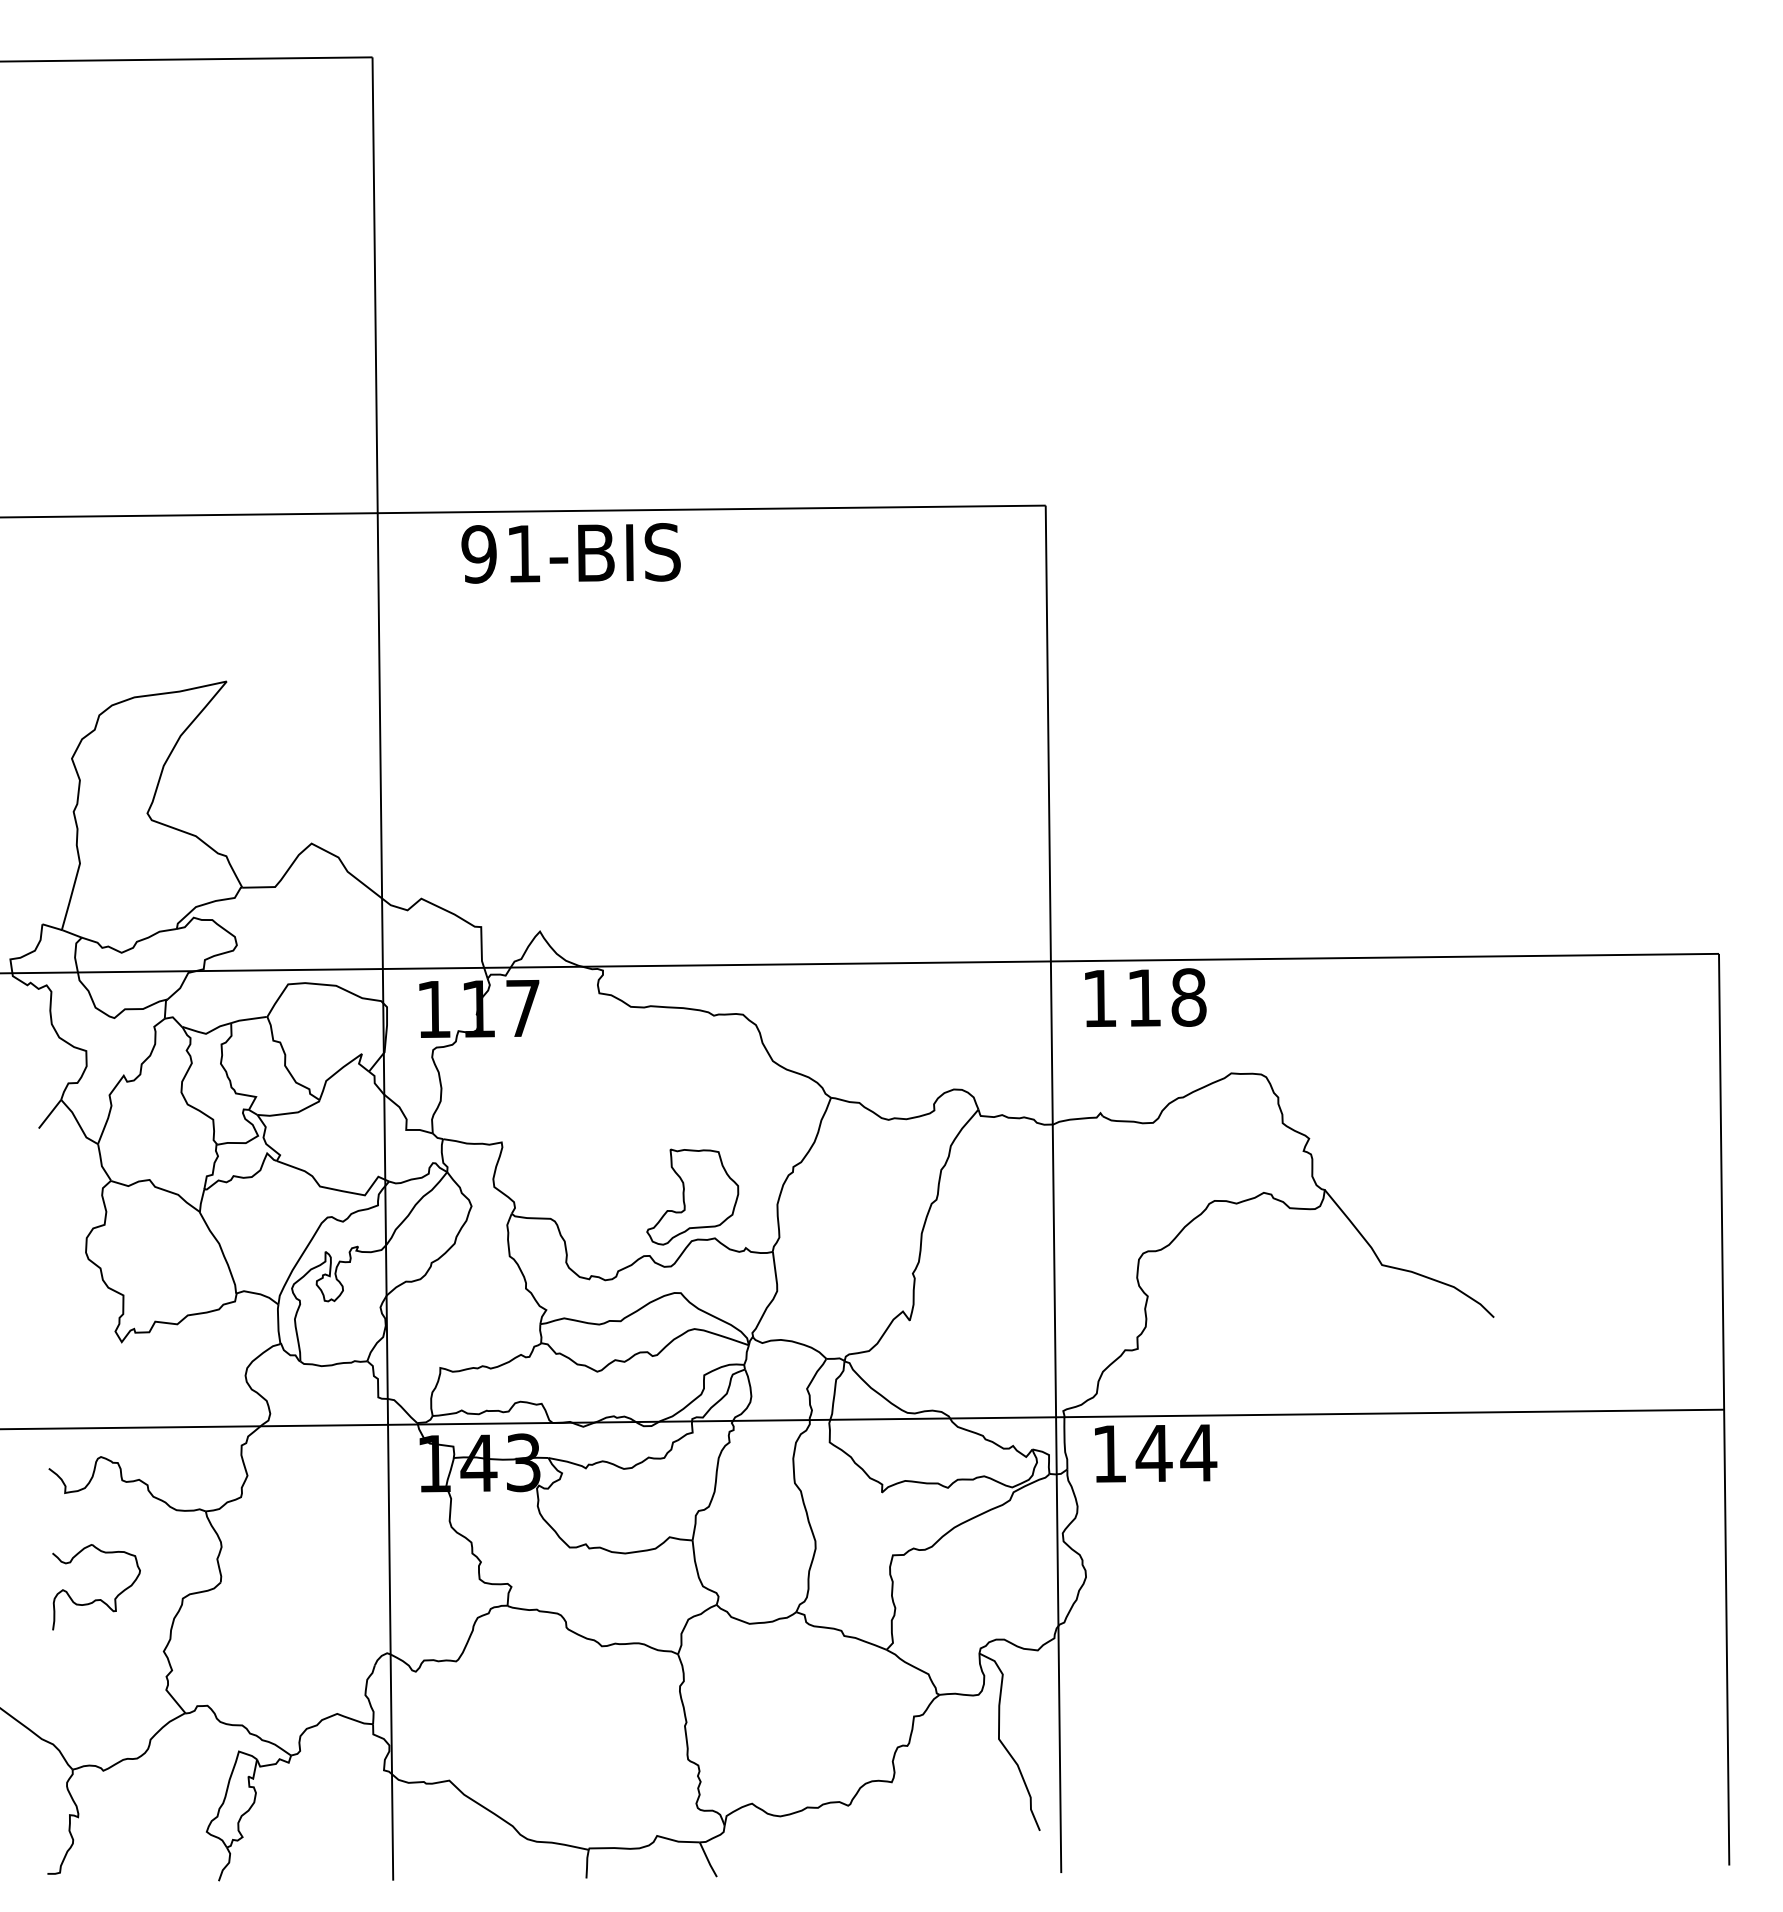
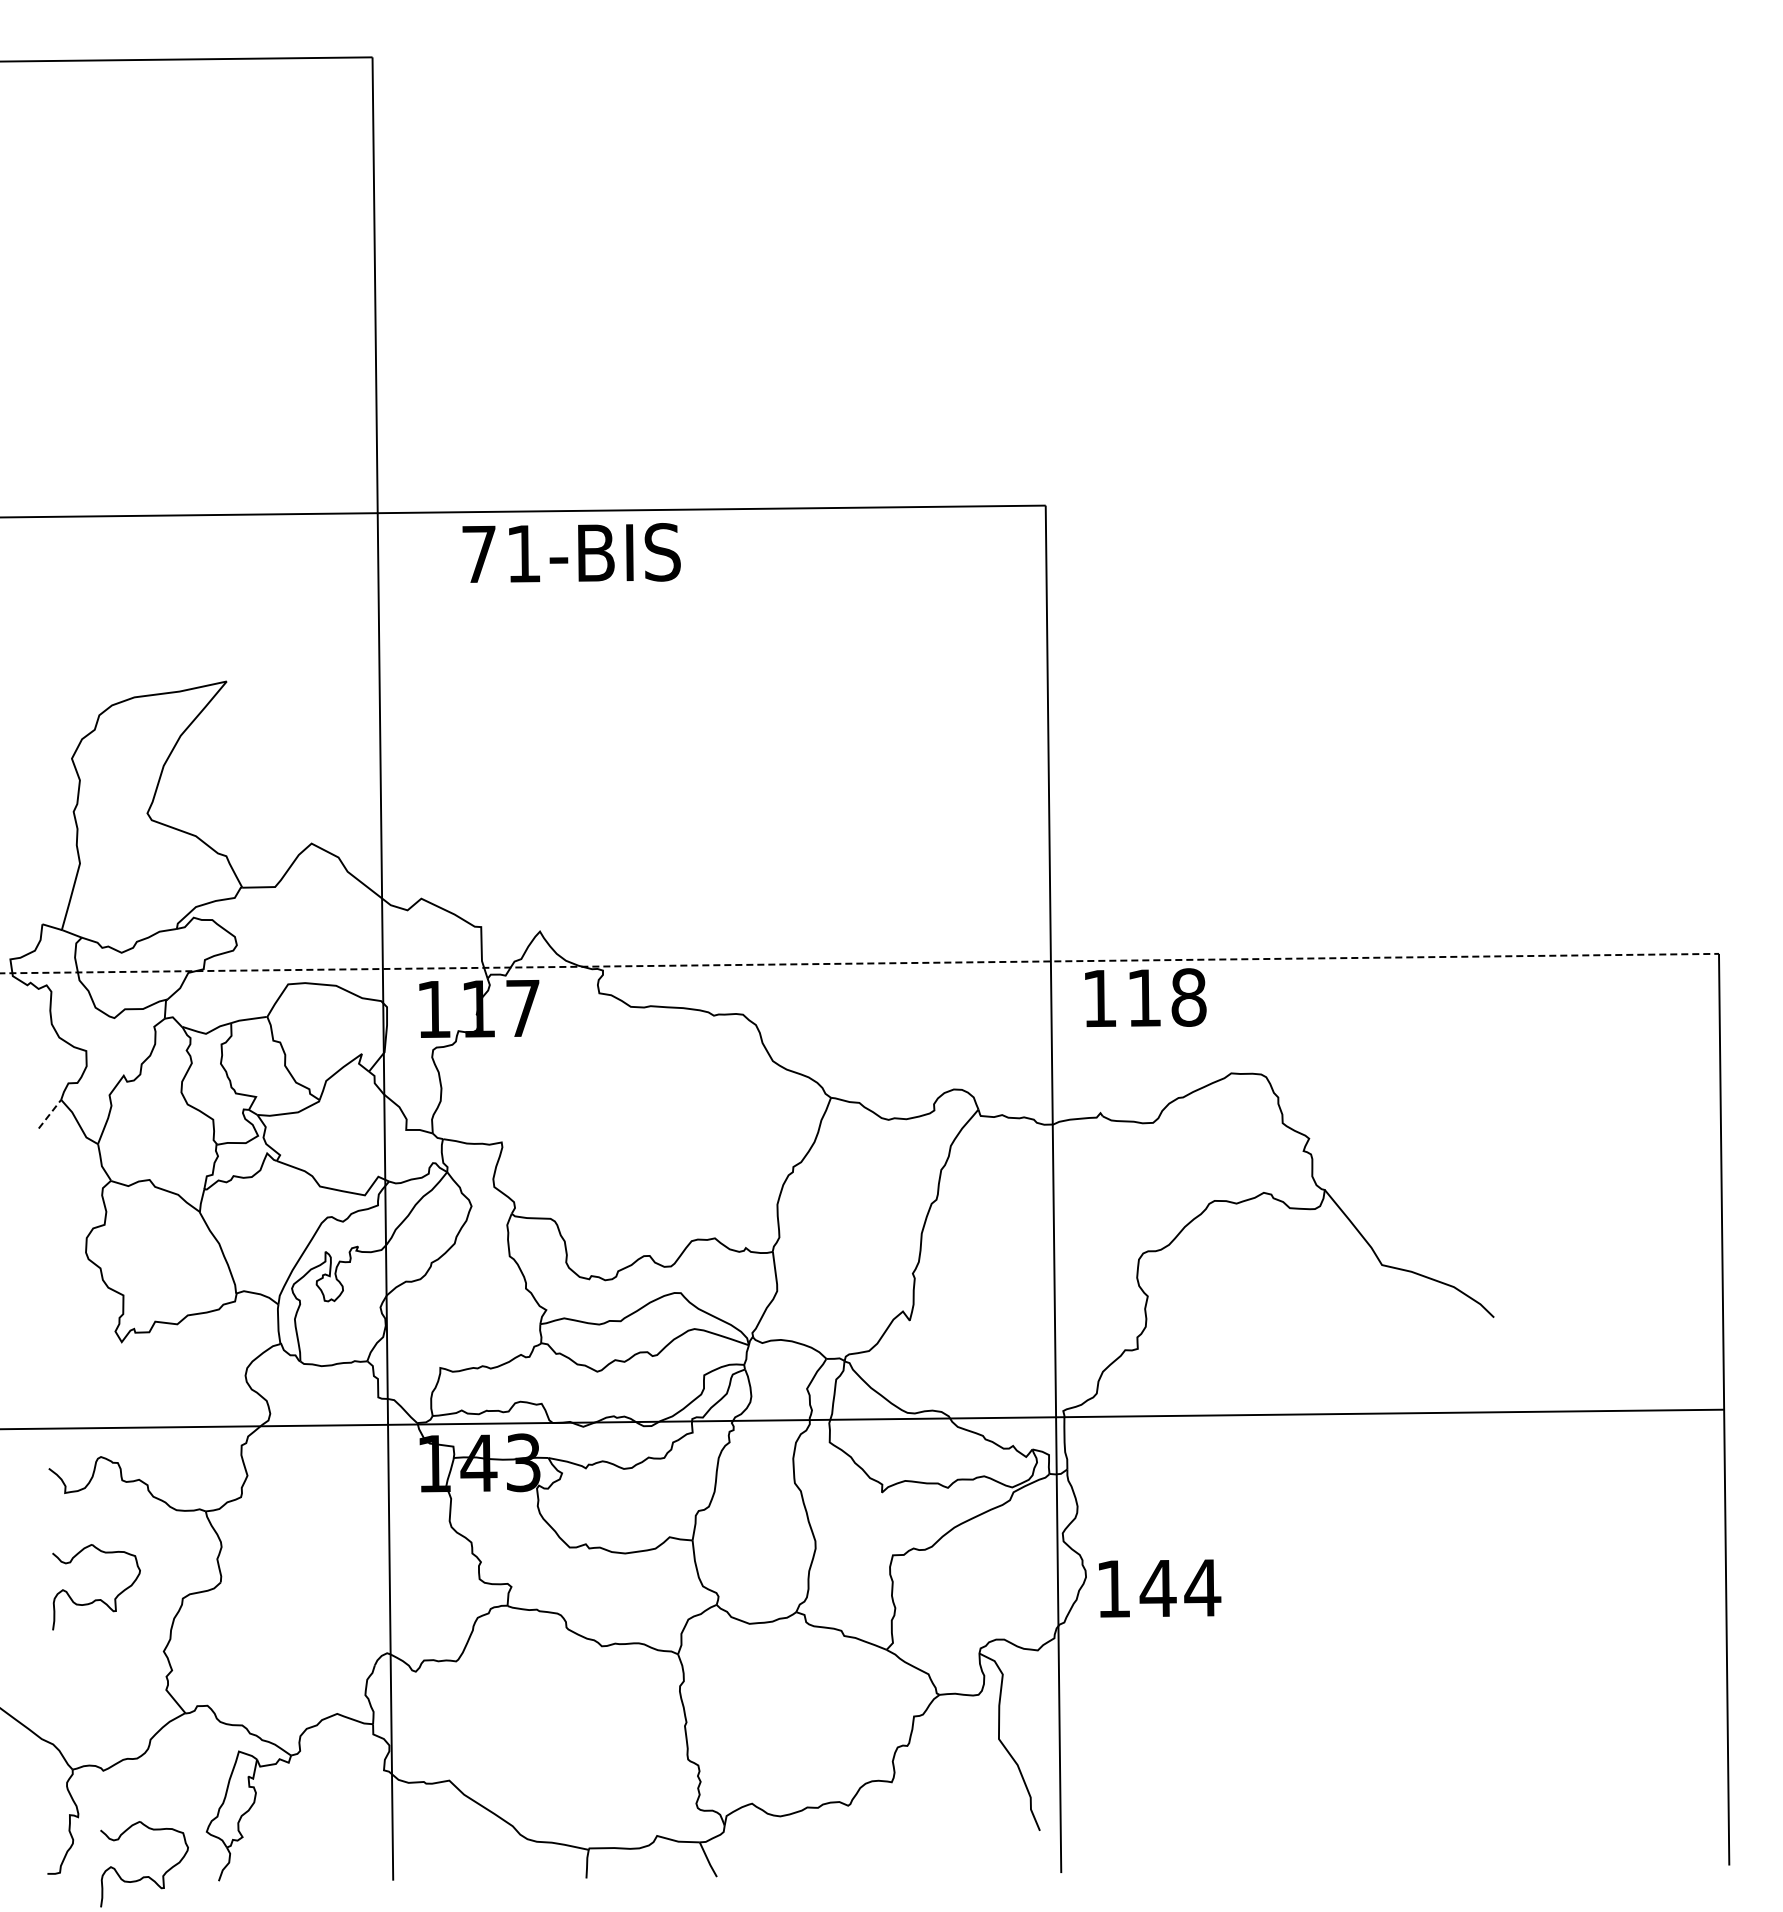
text: 91-BIS -> 71-BIS (478, 554)
line: solid -> dashed (860, 963)
line: solid -> dashed (50, 1113)
part: present -> none (692, 1196)
text position: (1156, 1453) -> (1160, 1588) (1160, 1588)
part: none -> present (144, 1876)
